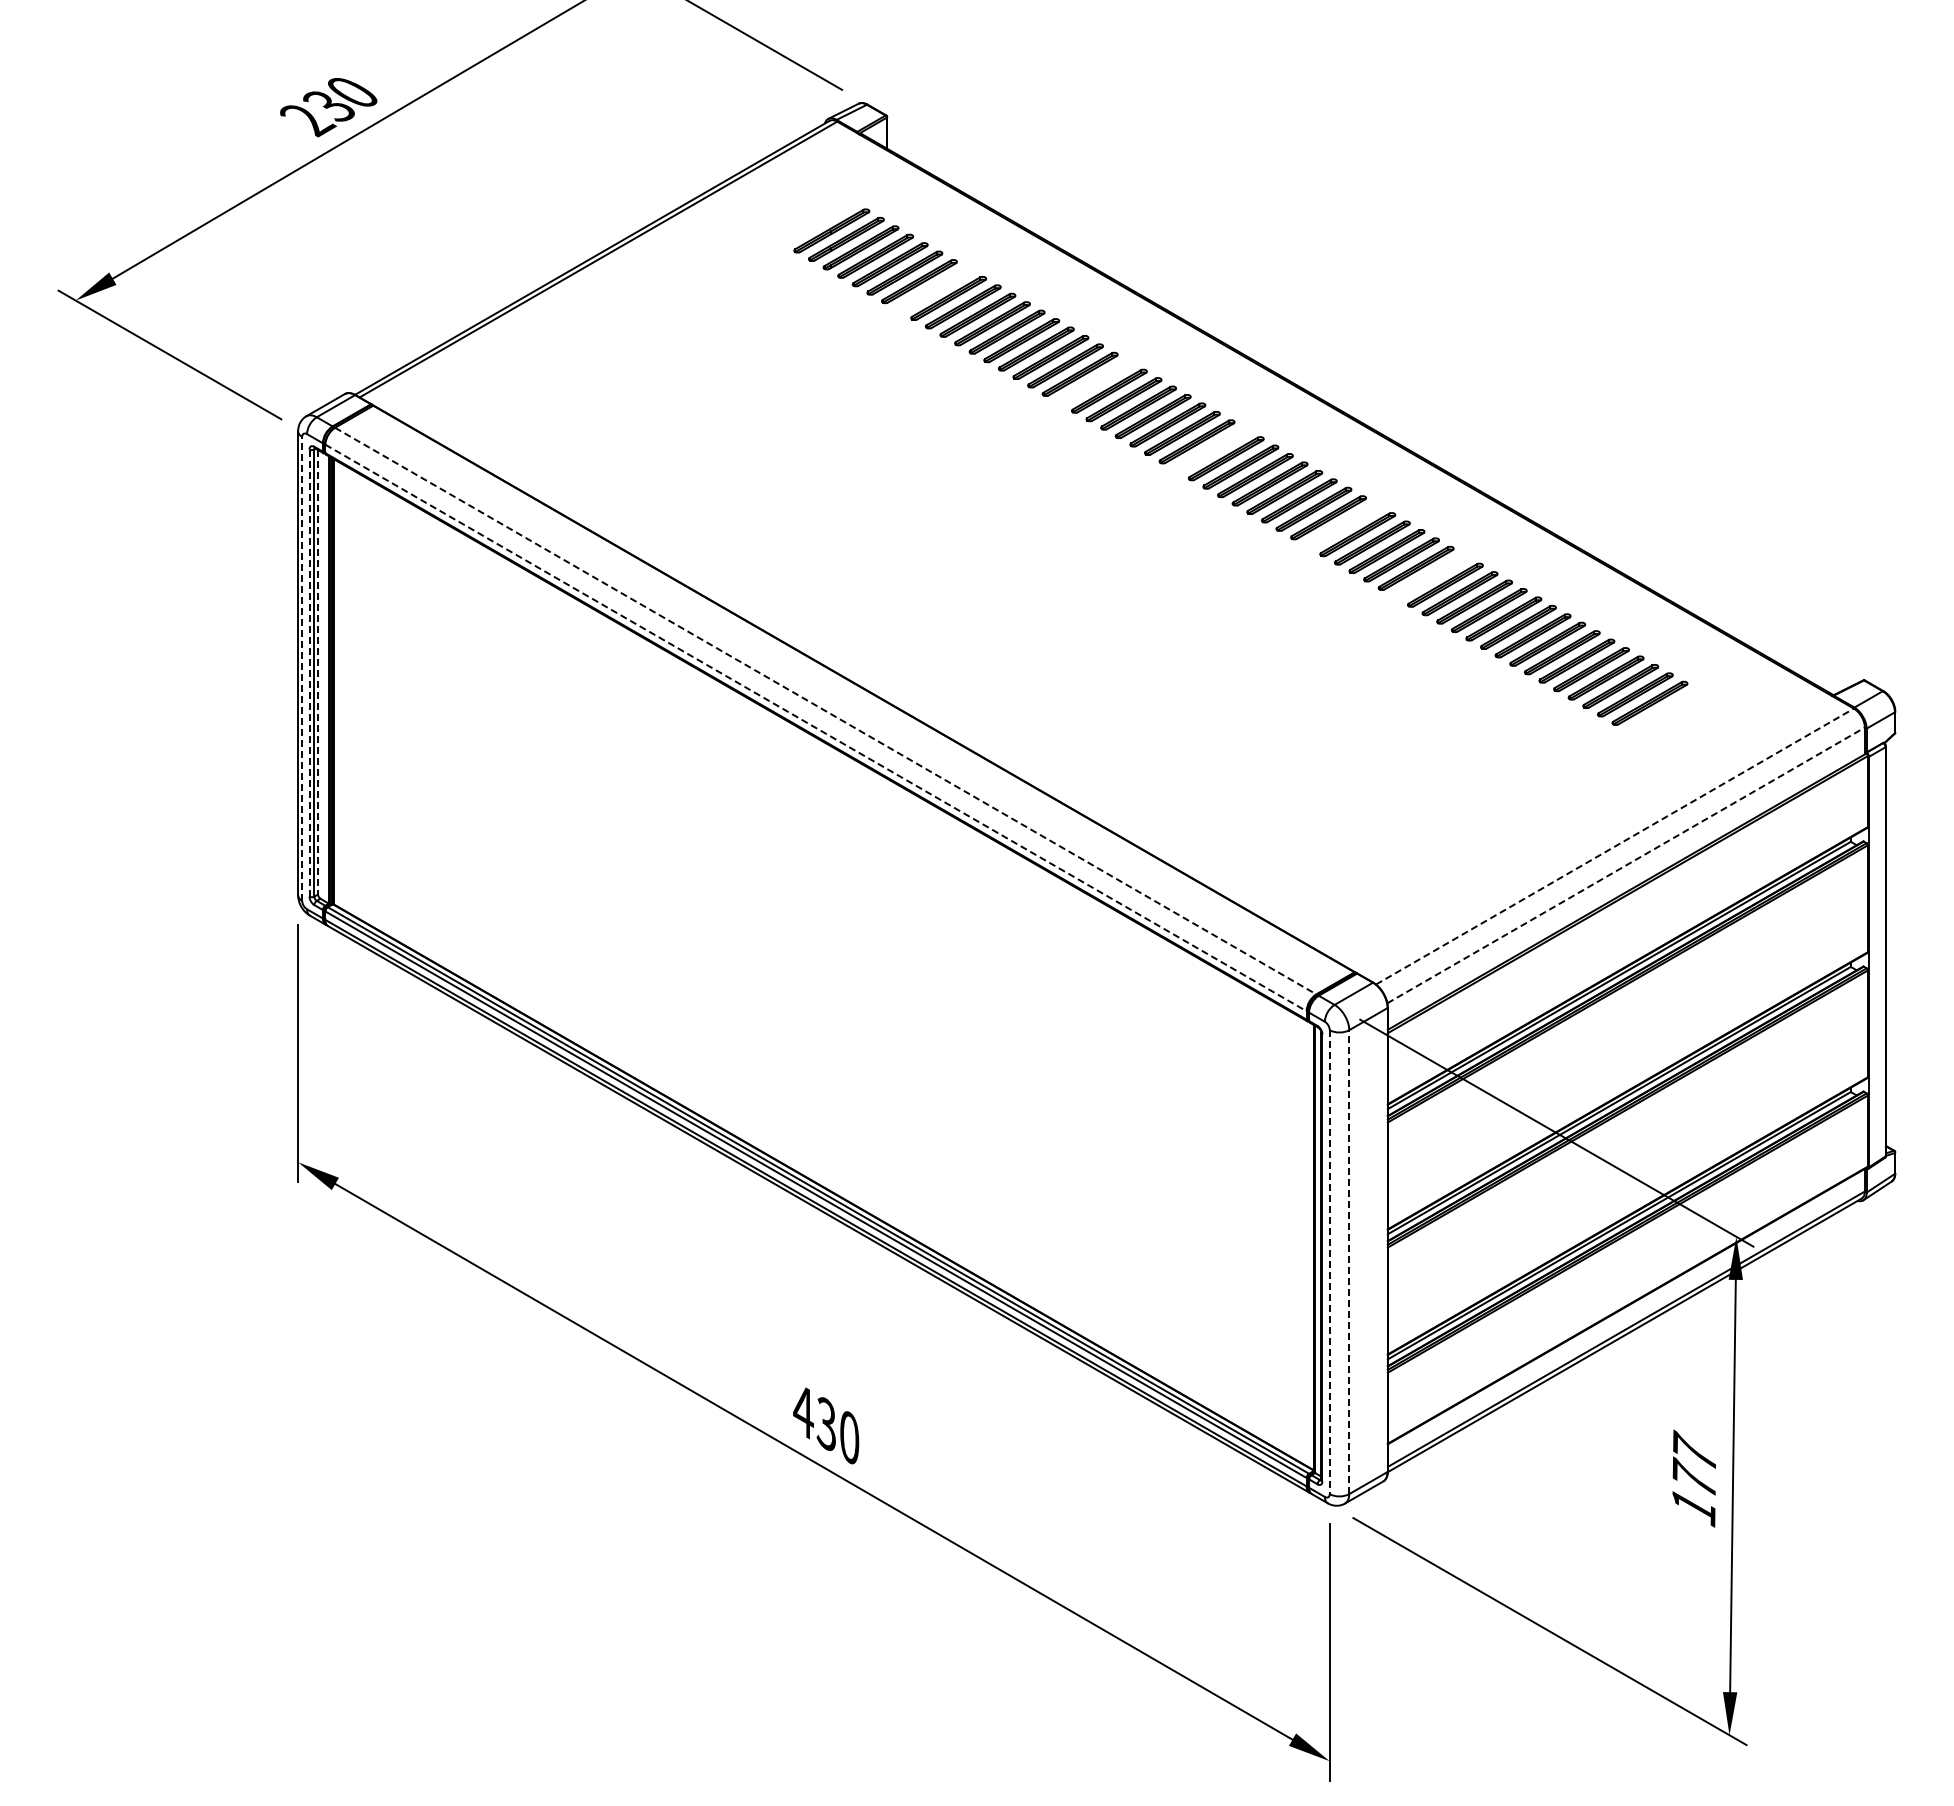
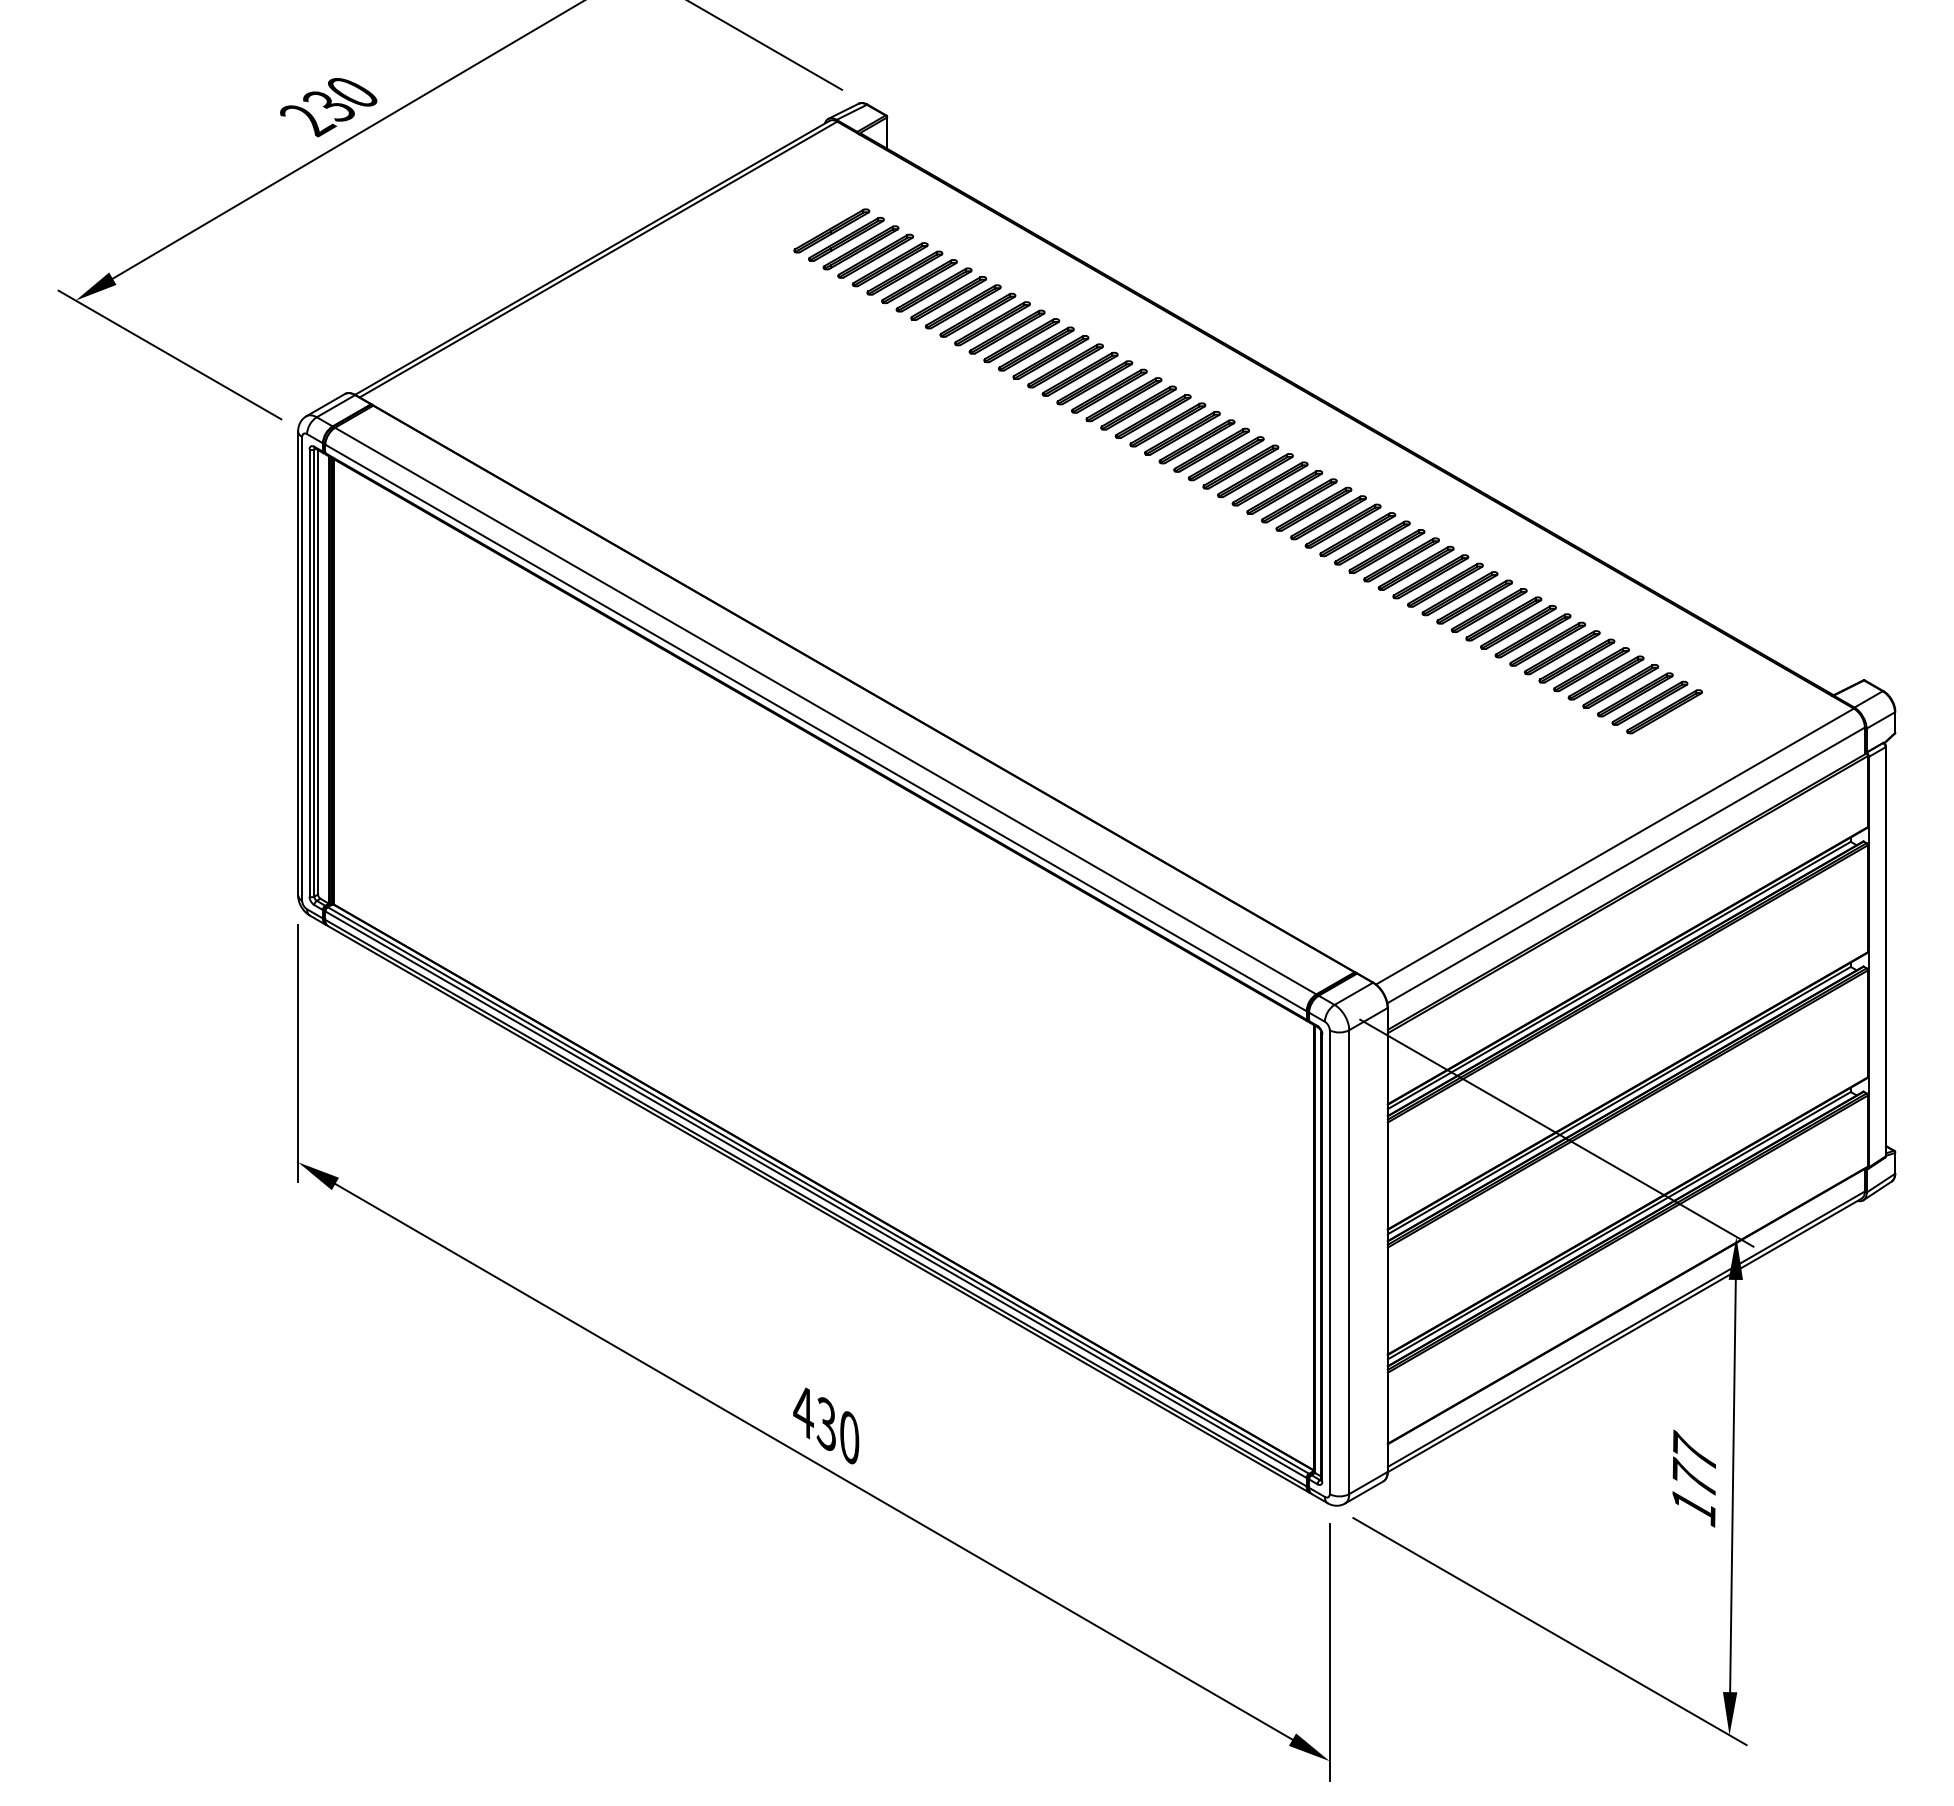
part: none -> present (933, 289)
part: none -> present (1094, 382)
part: none -> present (1211, 449)
part: none -> present (1342, 525)
part: none -> present (1430, 576)
line: dashed -> solid (302, 668)
line: dashed -> solid (318, 672)
line: dashed -> solid (309, 673)
line: dashed -> solid (825, 711)
part: none -> present (1664, 711)
line: dashed -> solid (815, 727)
line: dashed -> solid (1614, 846)
line: dashed -> solid (1626, 865)
line: dashed -> solid (1329, 1262)
line: dashed -> solid (1349, 1262)
